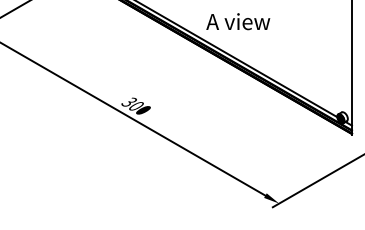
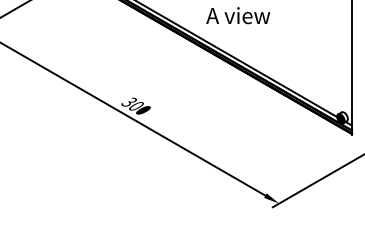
text position: (238, 21) -> (238, 15) (238, 15)
